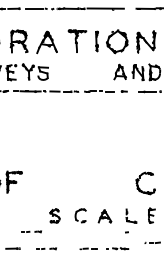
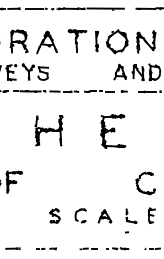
part: none -> present (48, 130)
part: none -> present (113, 131)
part: present -> none (31, 231)
part position: (152, 242) -> (152, 248) (152, 248)
